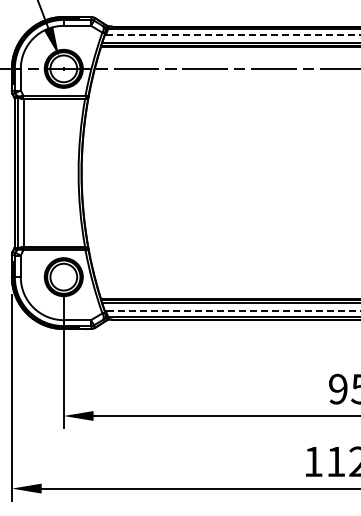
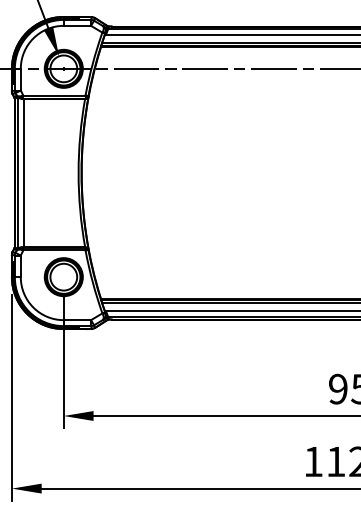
line: dashed -> solid (233, 34)
line: dashed -> solid (232, 311)
